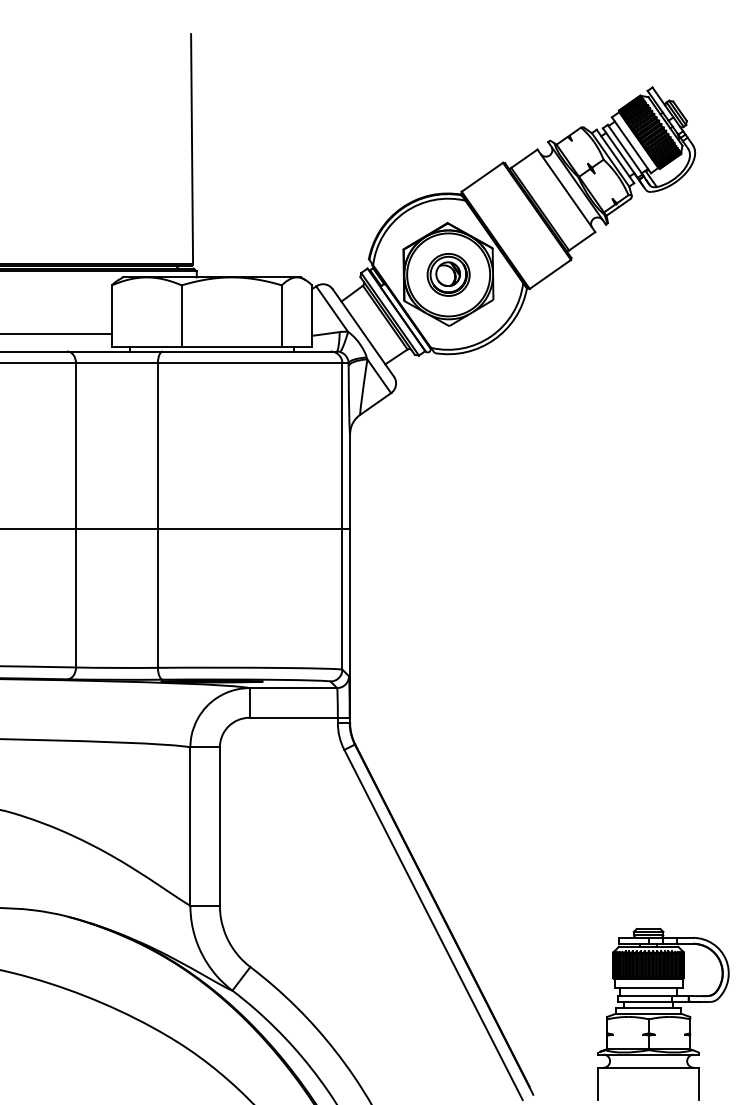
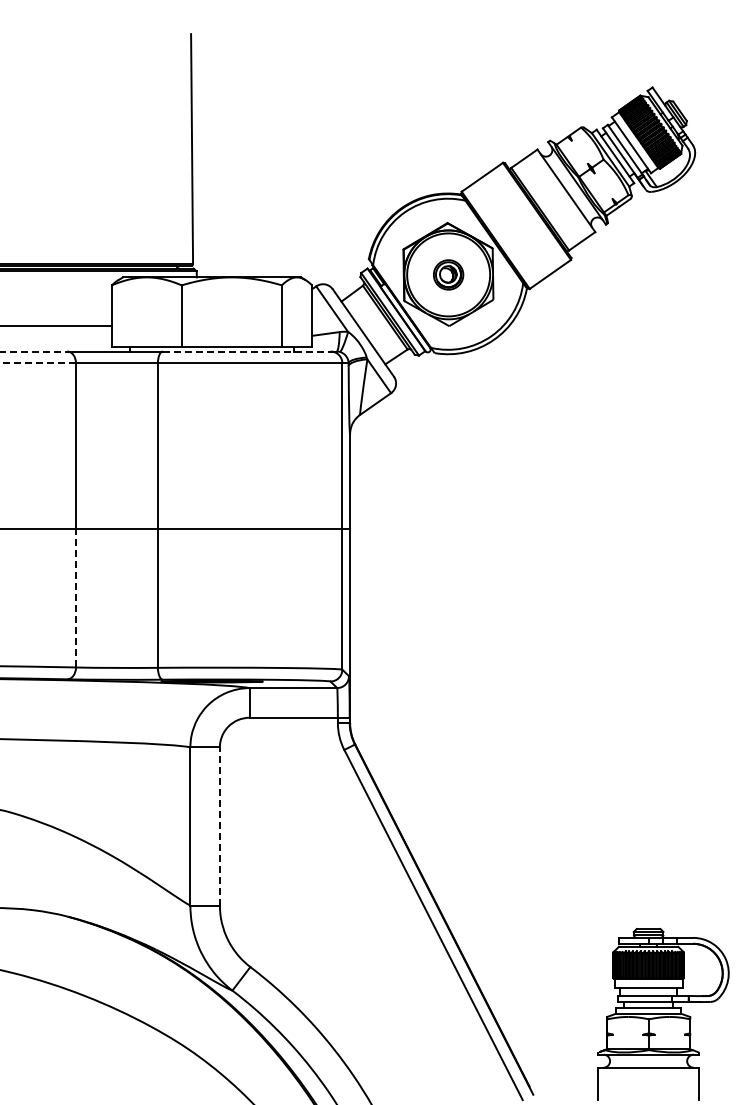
part size: 45x44 px -> 32x32 px (448, 274)
line position: (56, 334) -> (56, 326) (56, 326)
line: solid -> dashed (34, 351)
line: solid -> dashed (246, 351)
line: solid -> dashed (38, 363)
line: solid -> dashed (76, 597)
line: solid -> dashed (219, 826)
